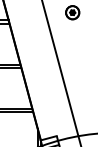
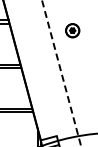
part position: (72, 12) -> (72, 30) (72, 30)
line: solid -> dashed (61, 73)
